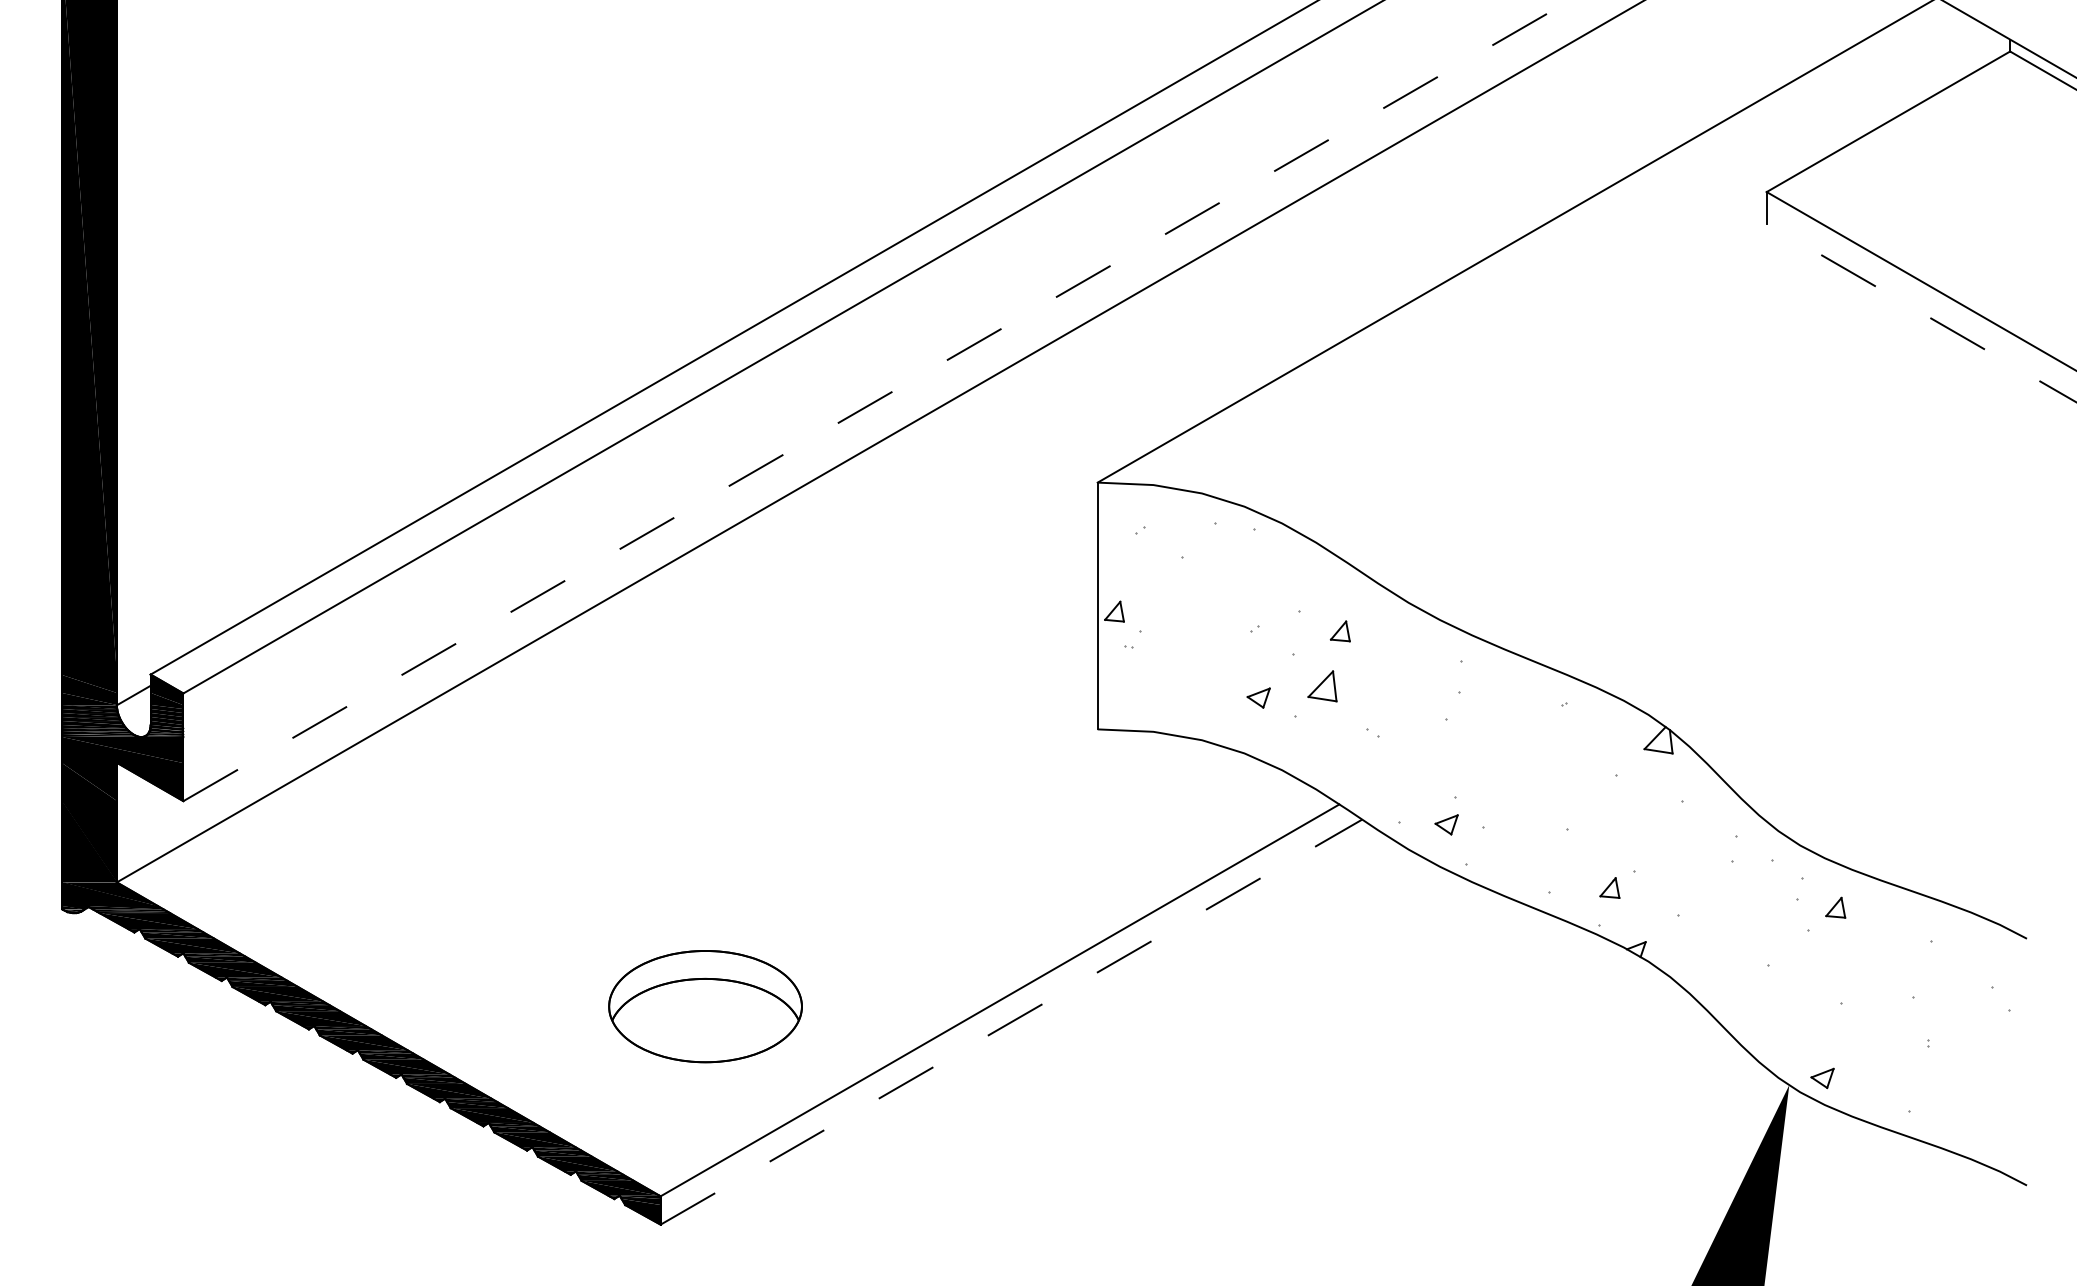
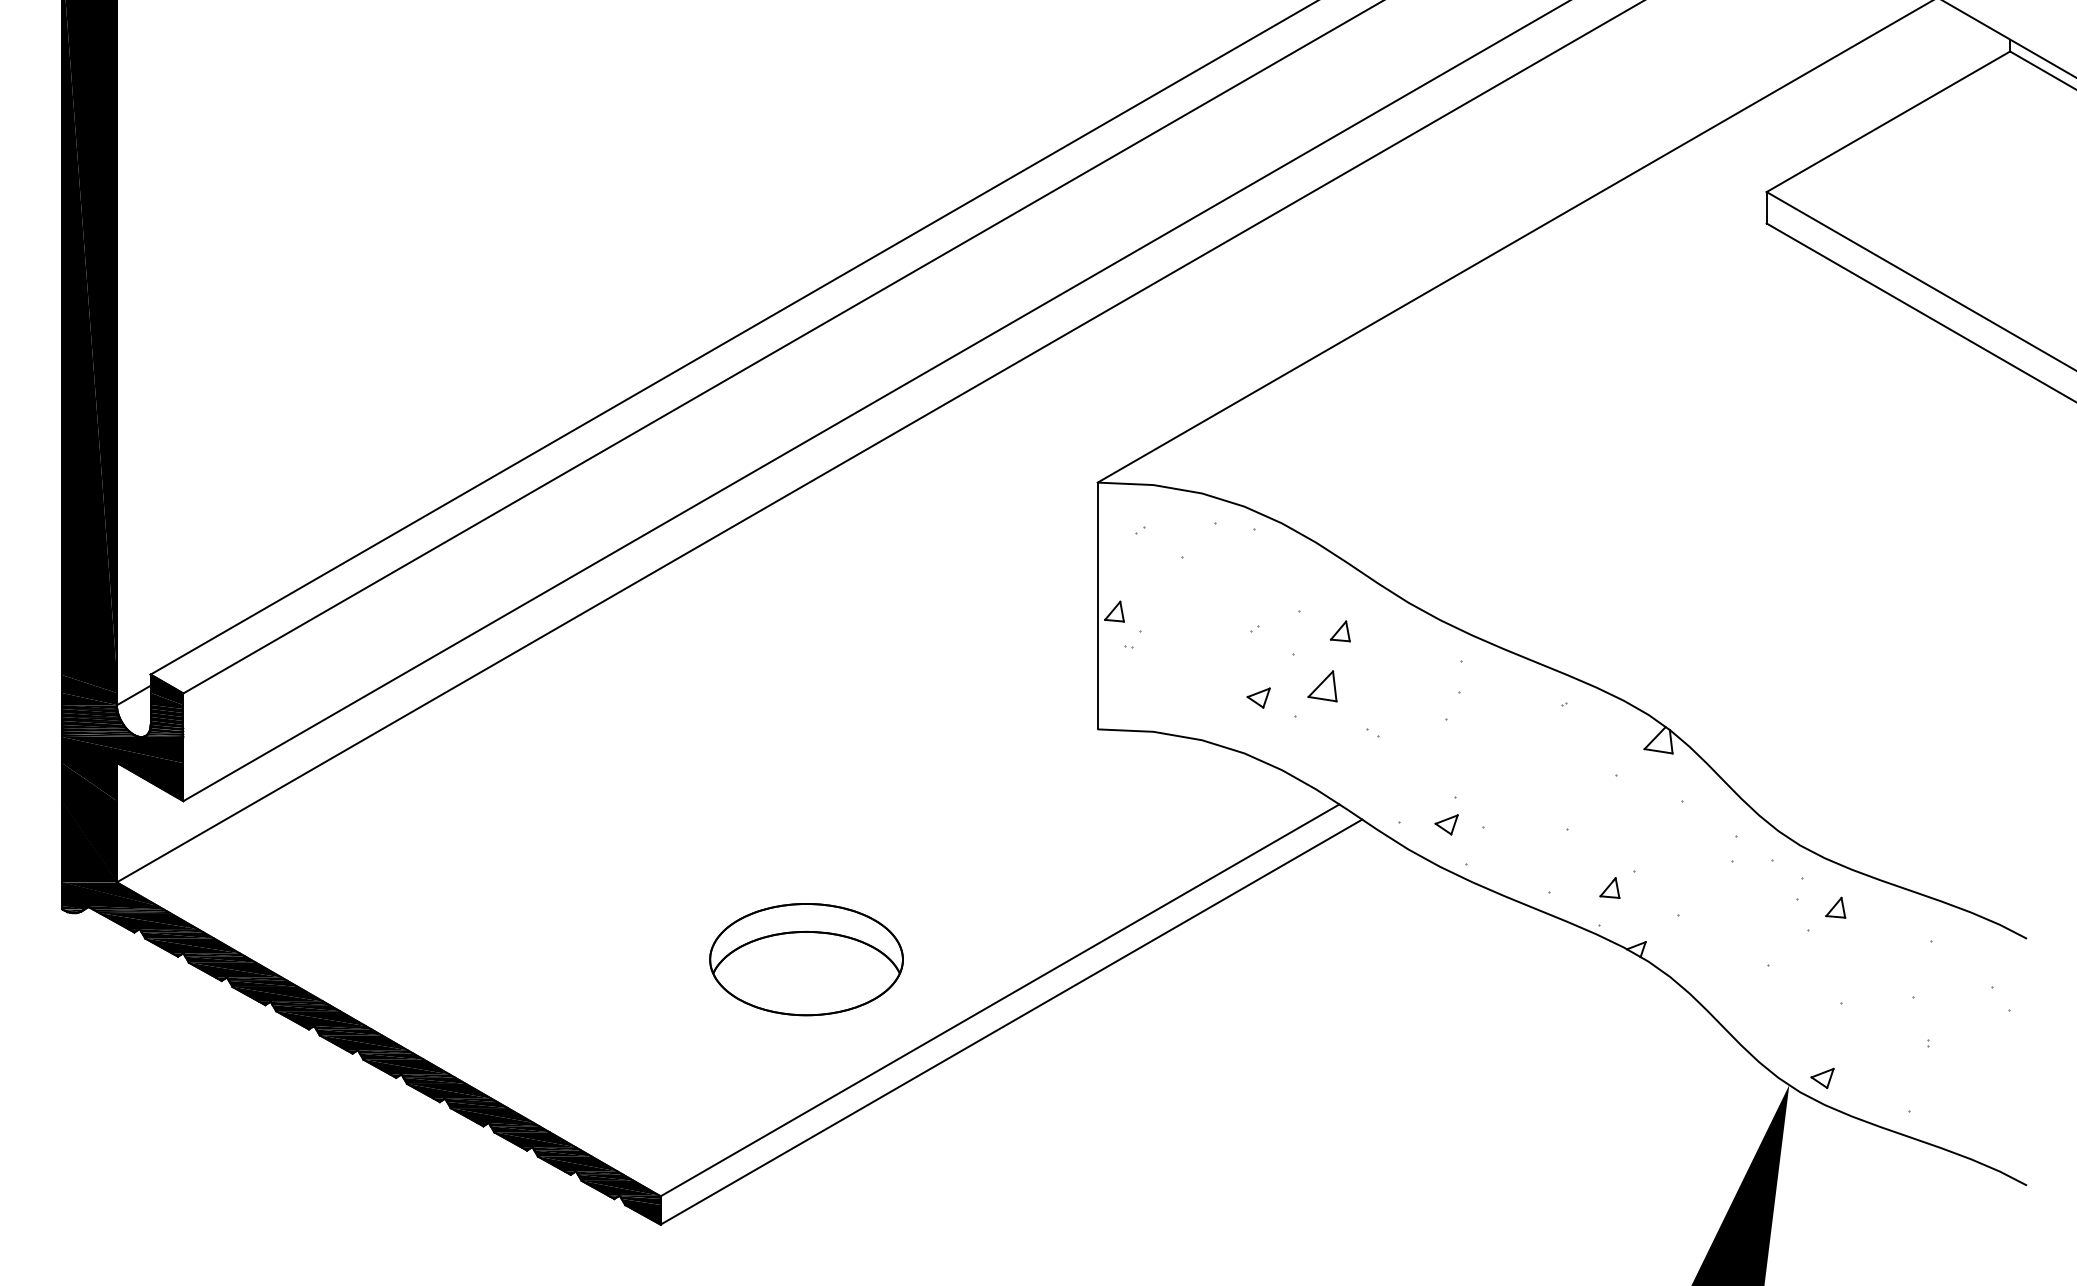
line: dashed -> solid (1921, 313)
line: dashed -> solid (876, 400)
part position: (705, 1006) -> (806, 959) (806, 959)
line: dashed -> solid (1011, 1021)
